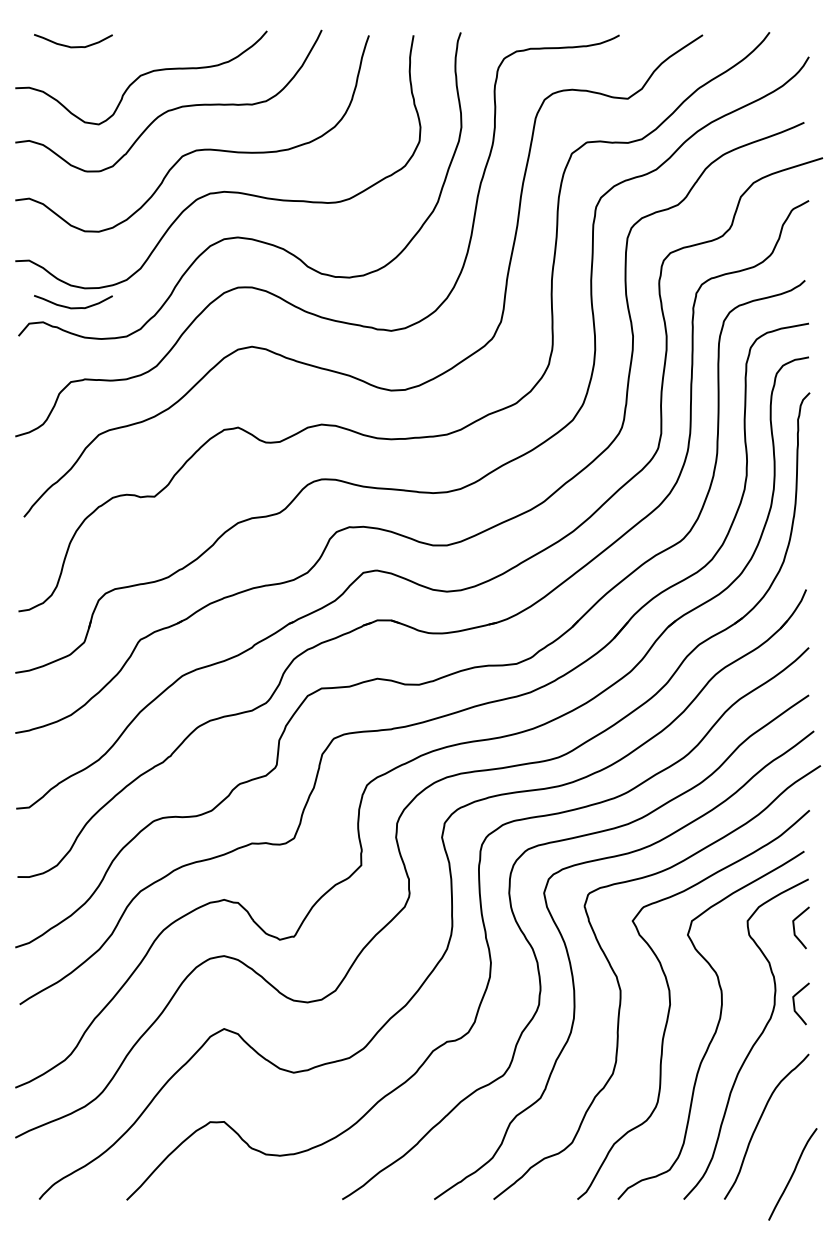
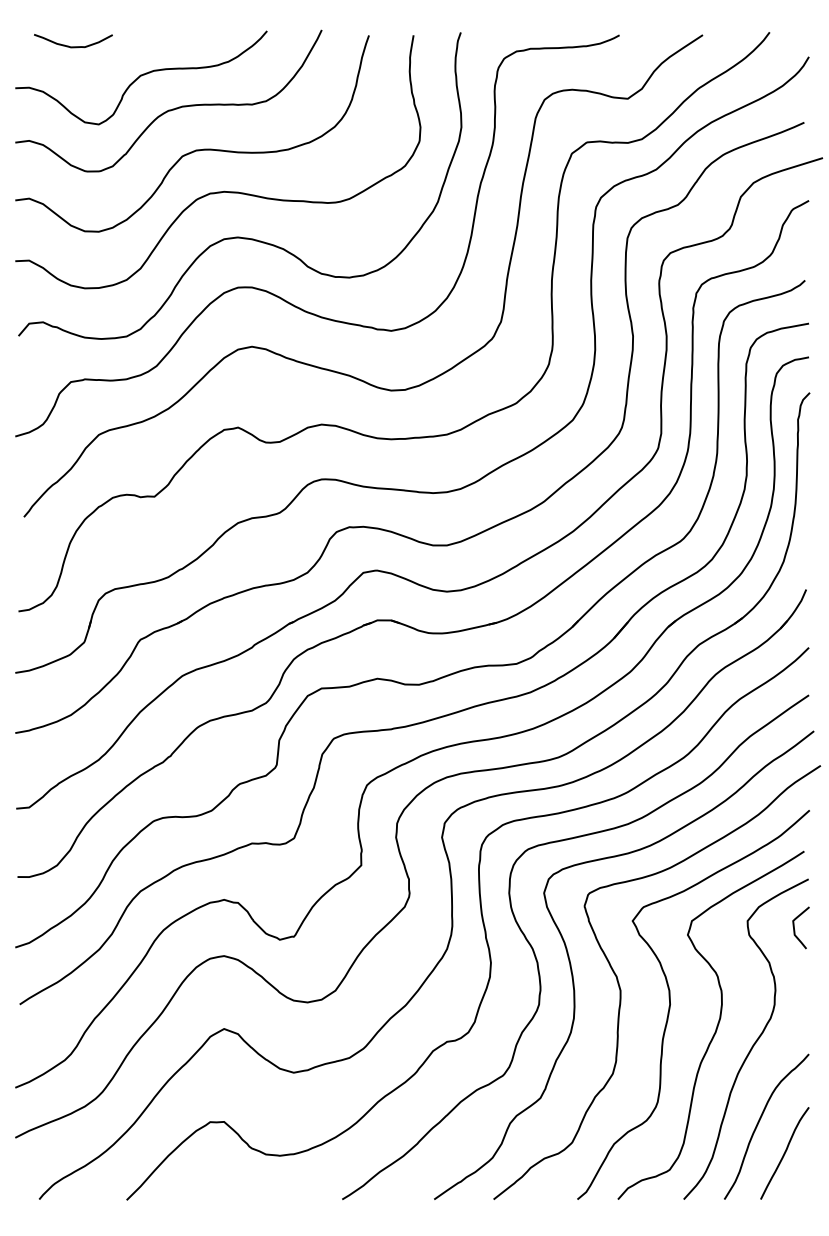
curve: present -> none (73, 307)
curve: present -> none (795, 1006)
curve position: (792, 1174) -> (784, 1153) (784, 1153)
